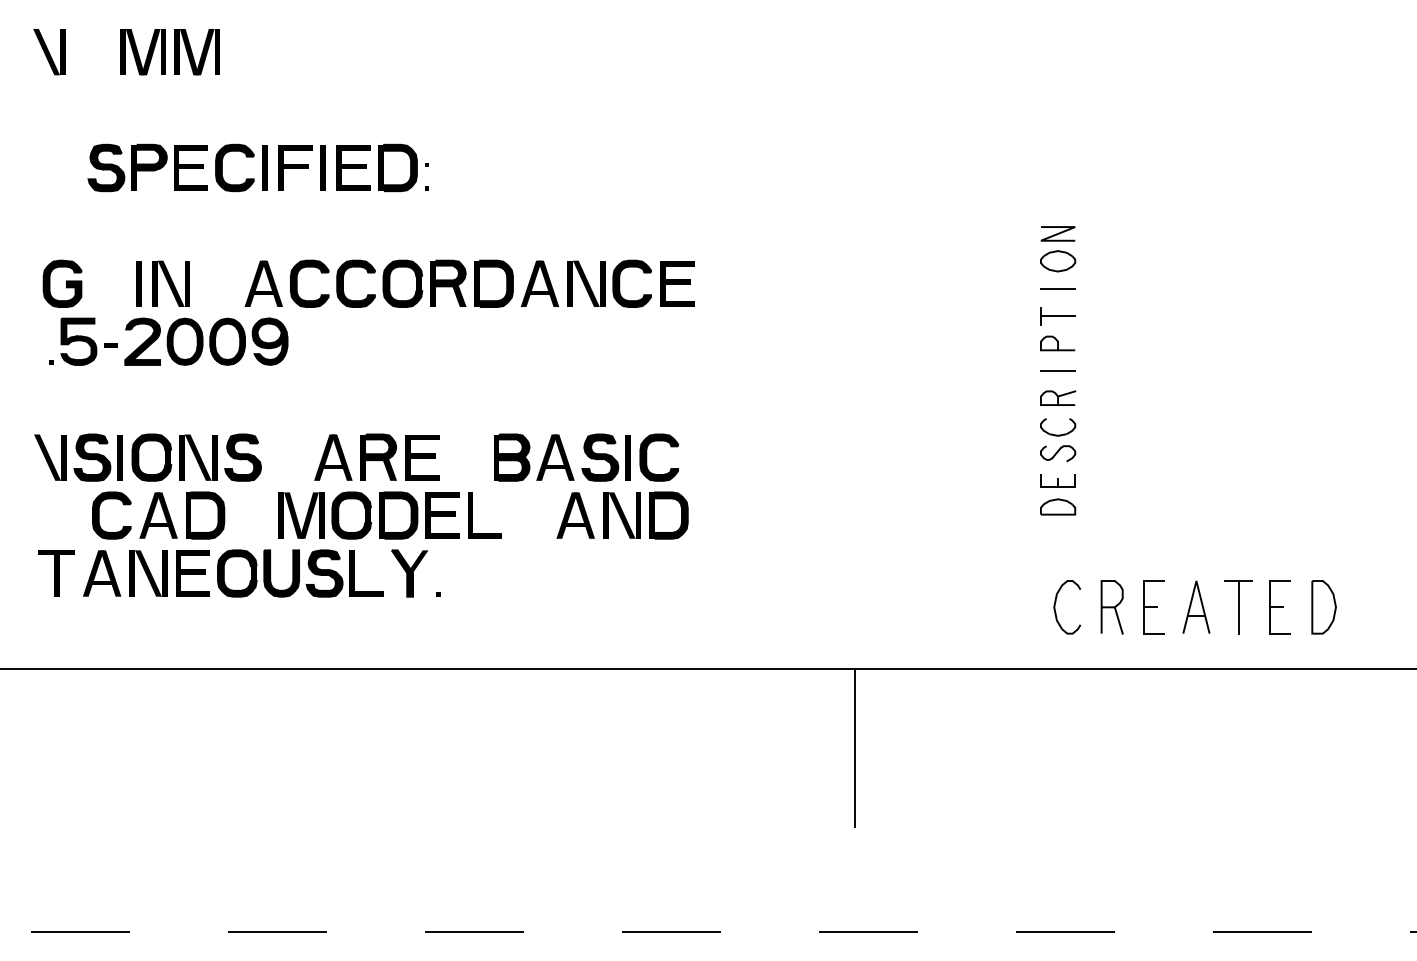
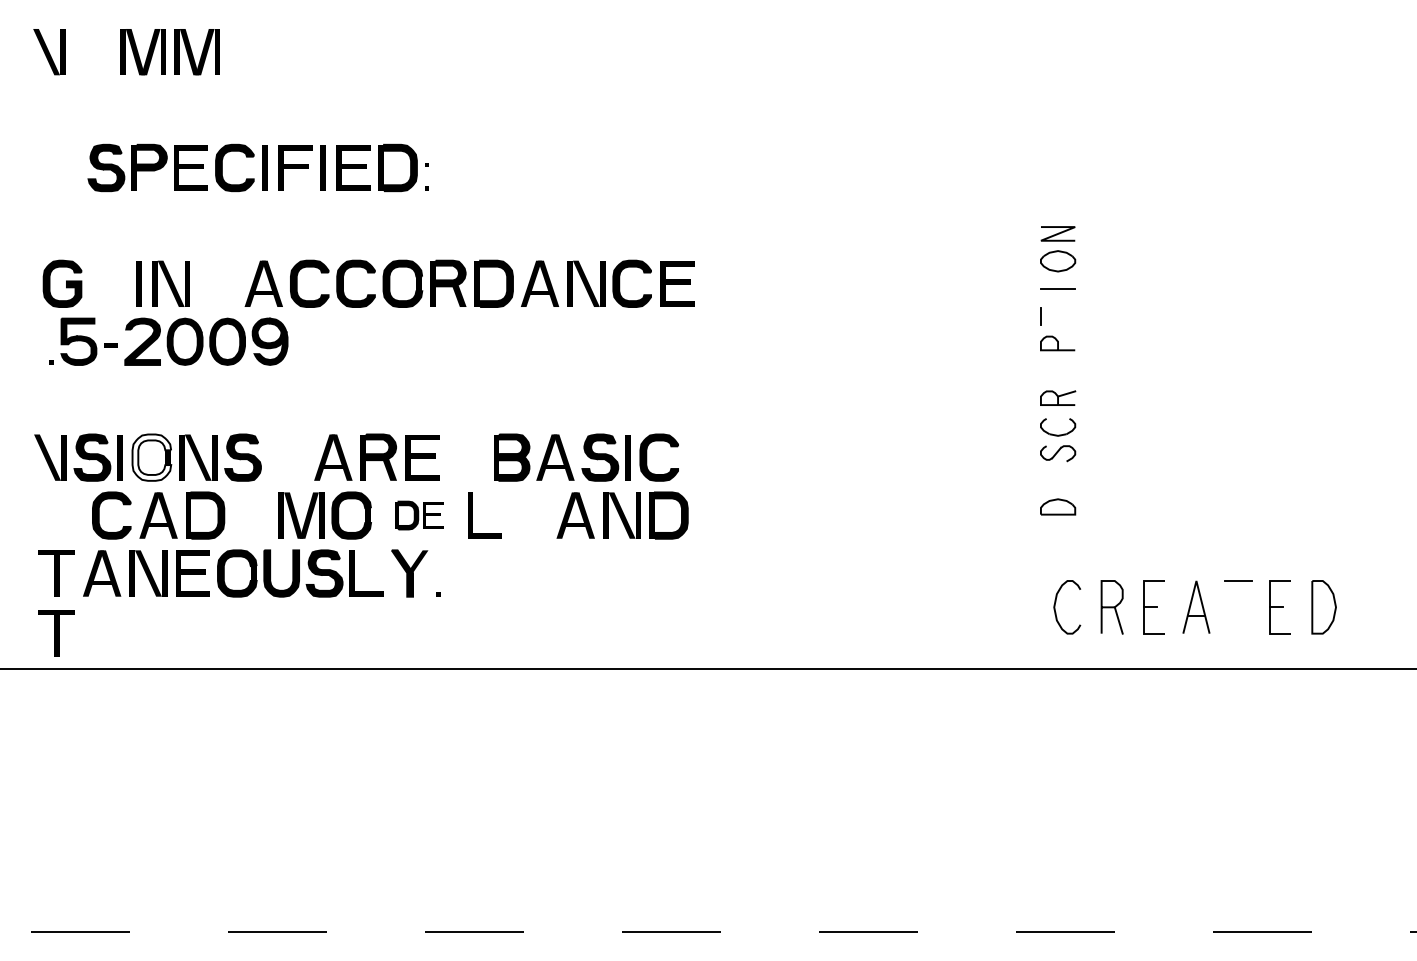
line: present -> none (1057, 316)
line: present -> none (1057, 370)
fill: present -> none (151, 457)
part: present -> none (1057, 480)
part size: 81x49 px -> 49x31 px (419, 515)
line: present -> none (1238, 607)
part: none -> present (56, 633)
line: present -> none (855, 747)
